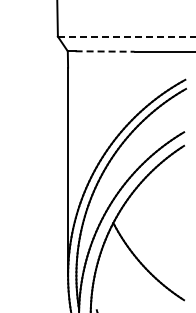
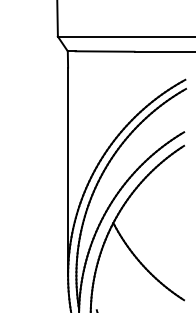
line: dashed -> solid (126, 36)
line: dashed -> solid (105, 51)
